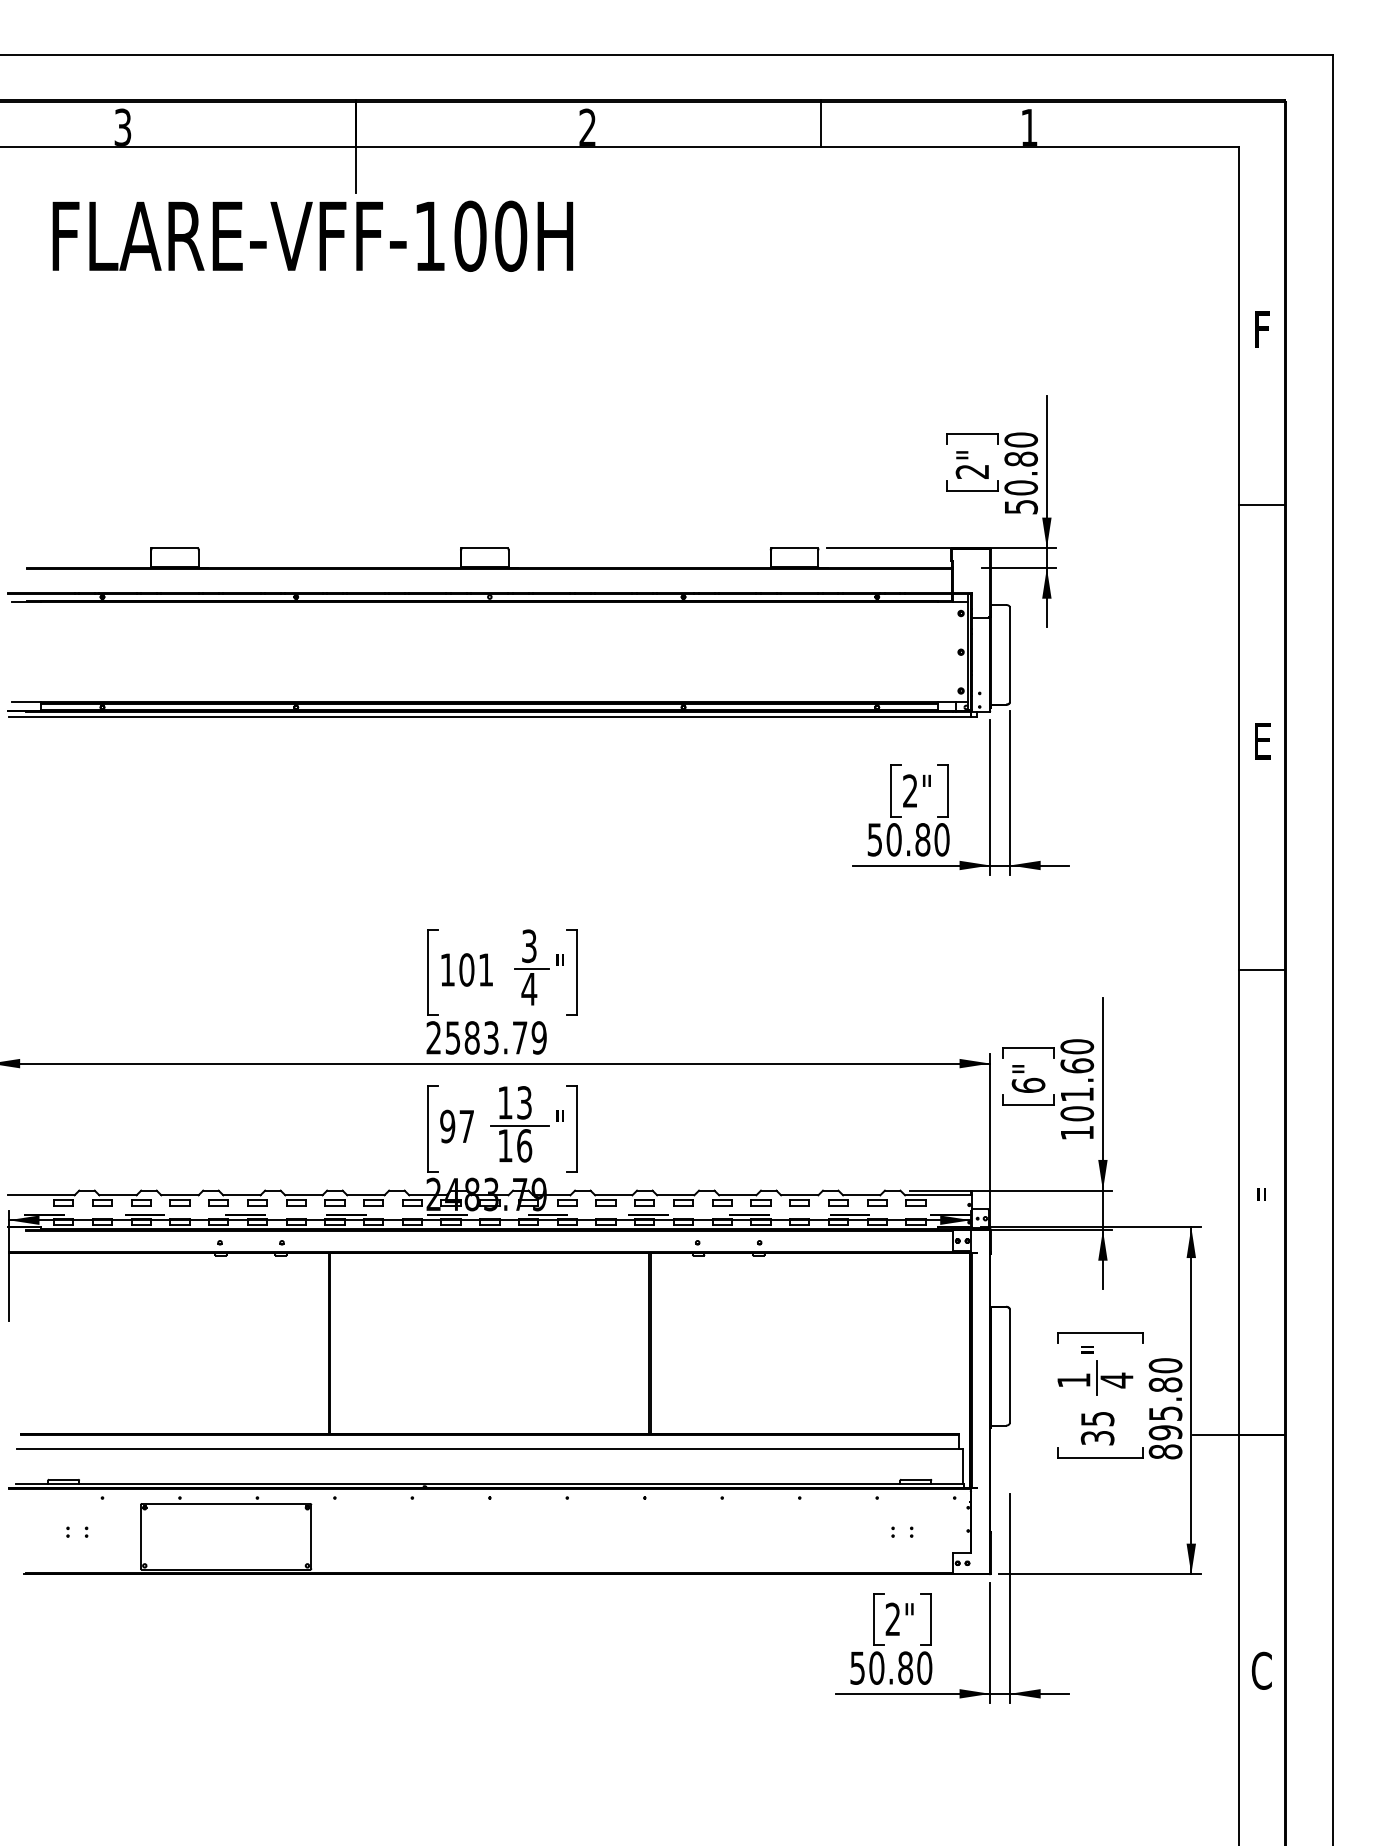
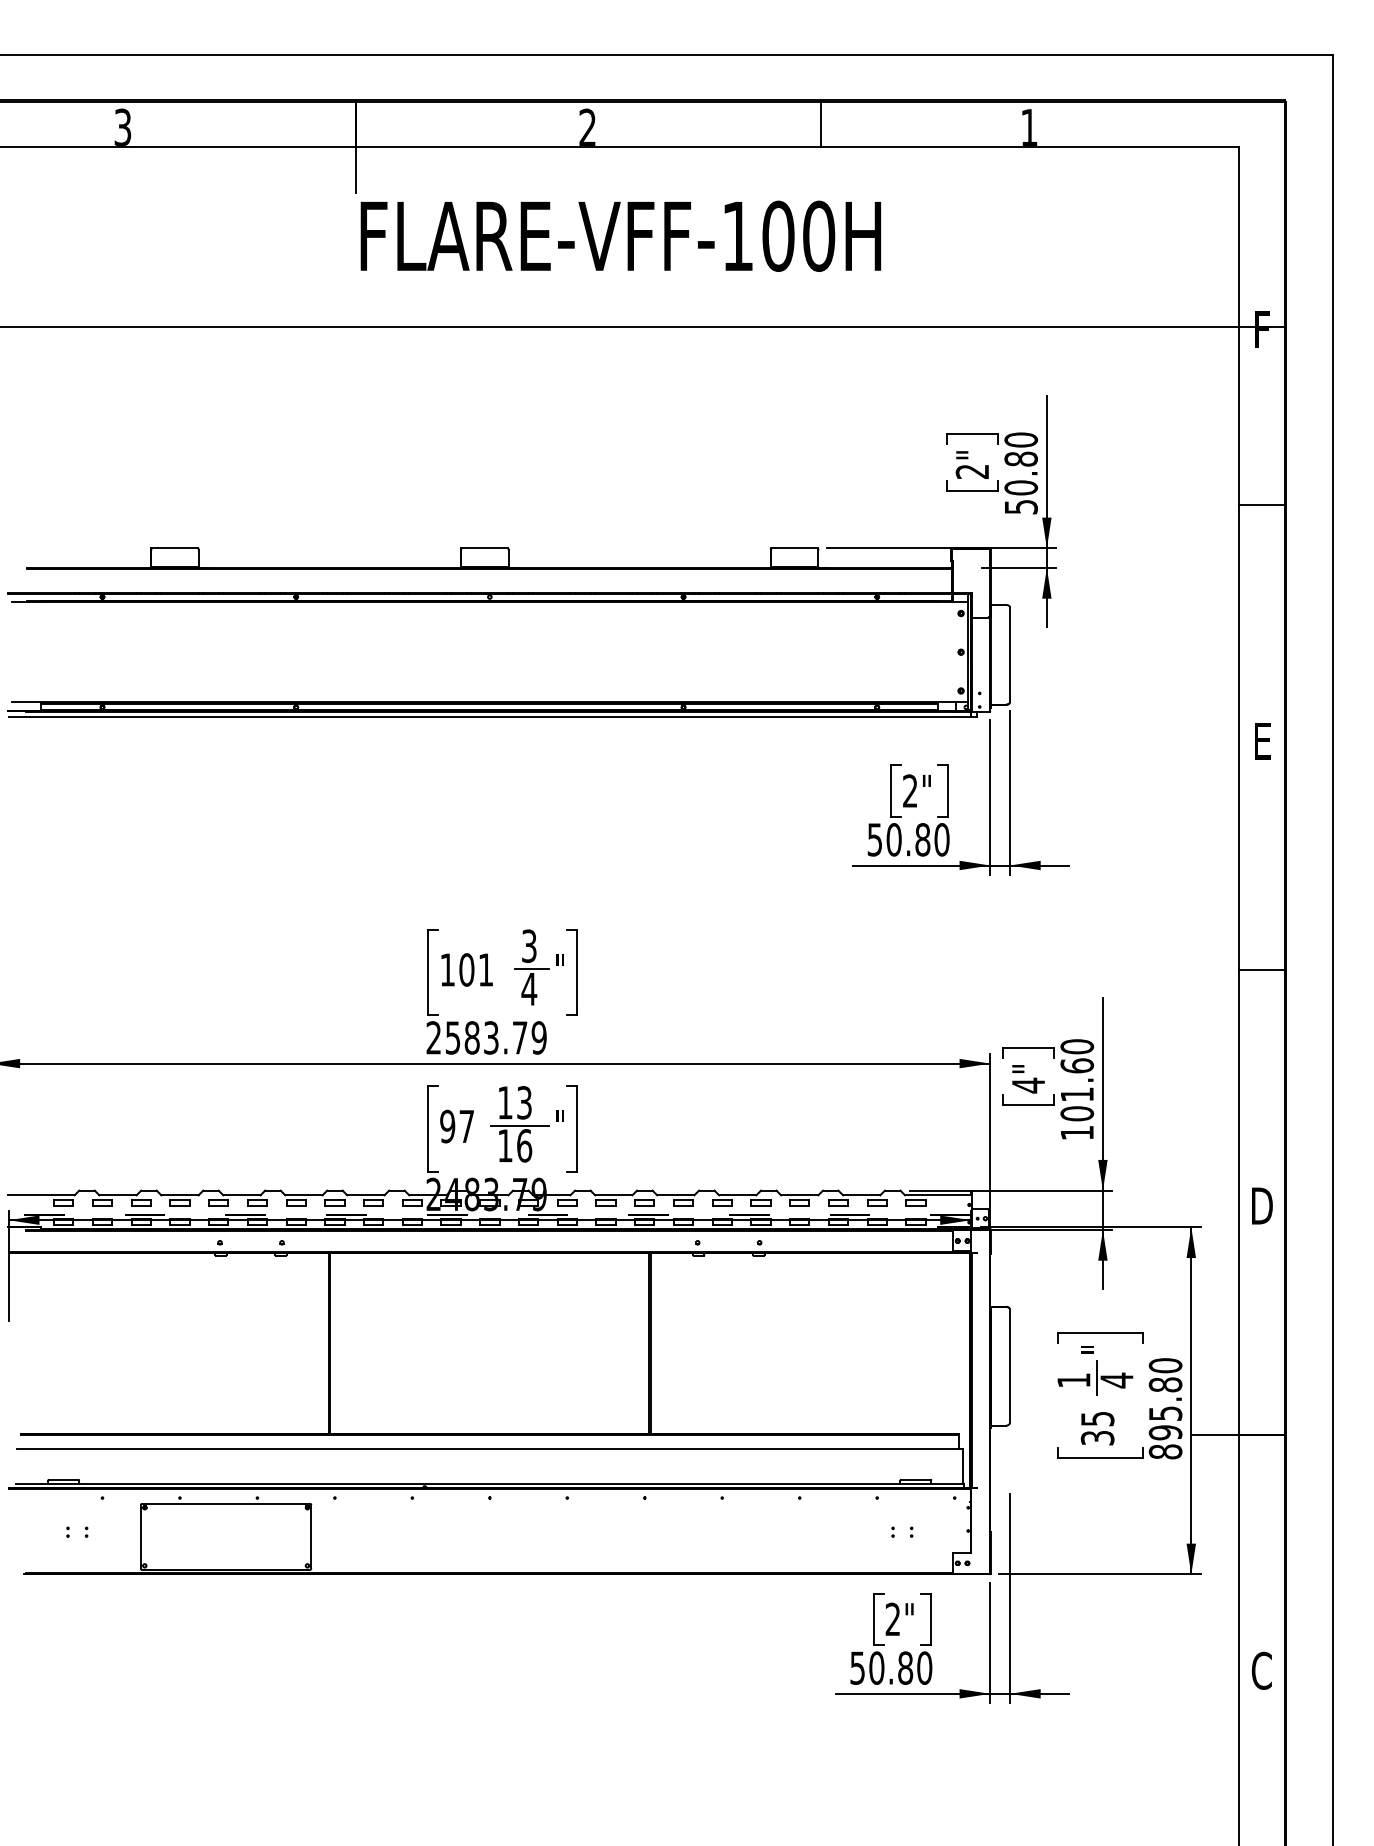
text position: (312, 235) -> (620, 235) (620, 235)
line: none -> present (644, 327)
text: 6" -> 4" (1028, 1085)
text: " -> D (1262, 1205)
